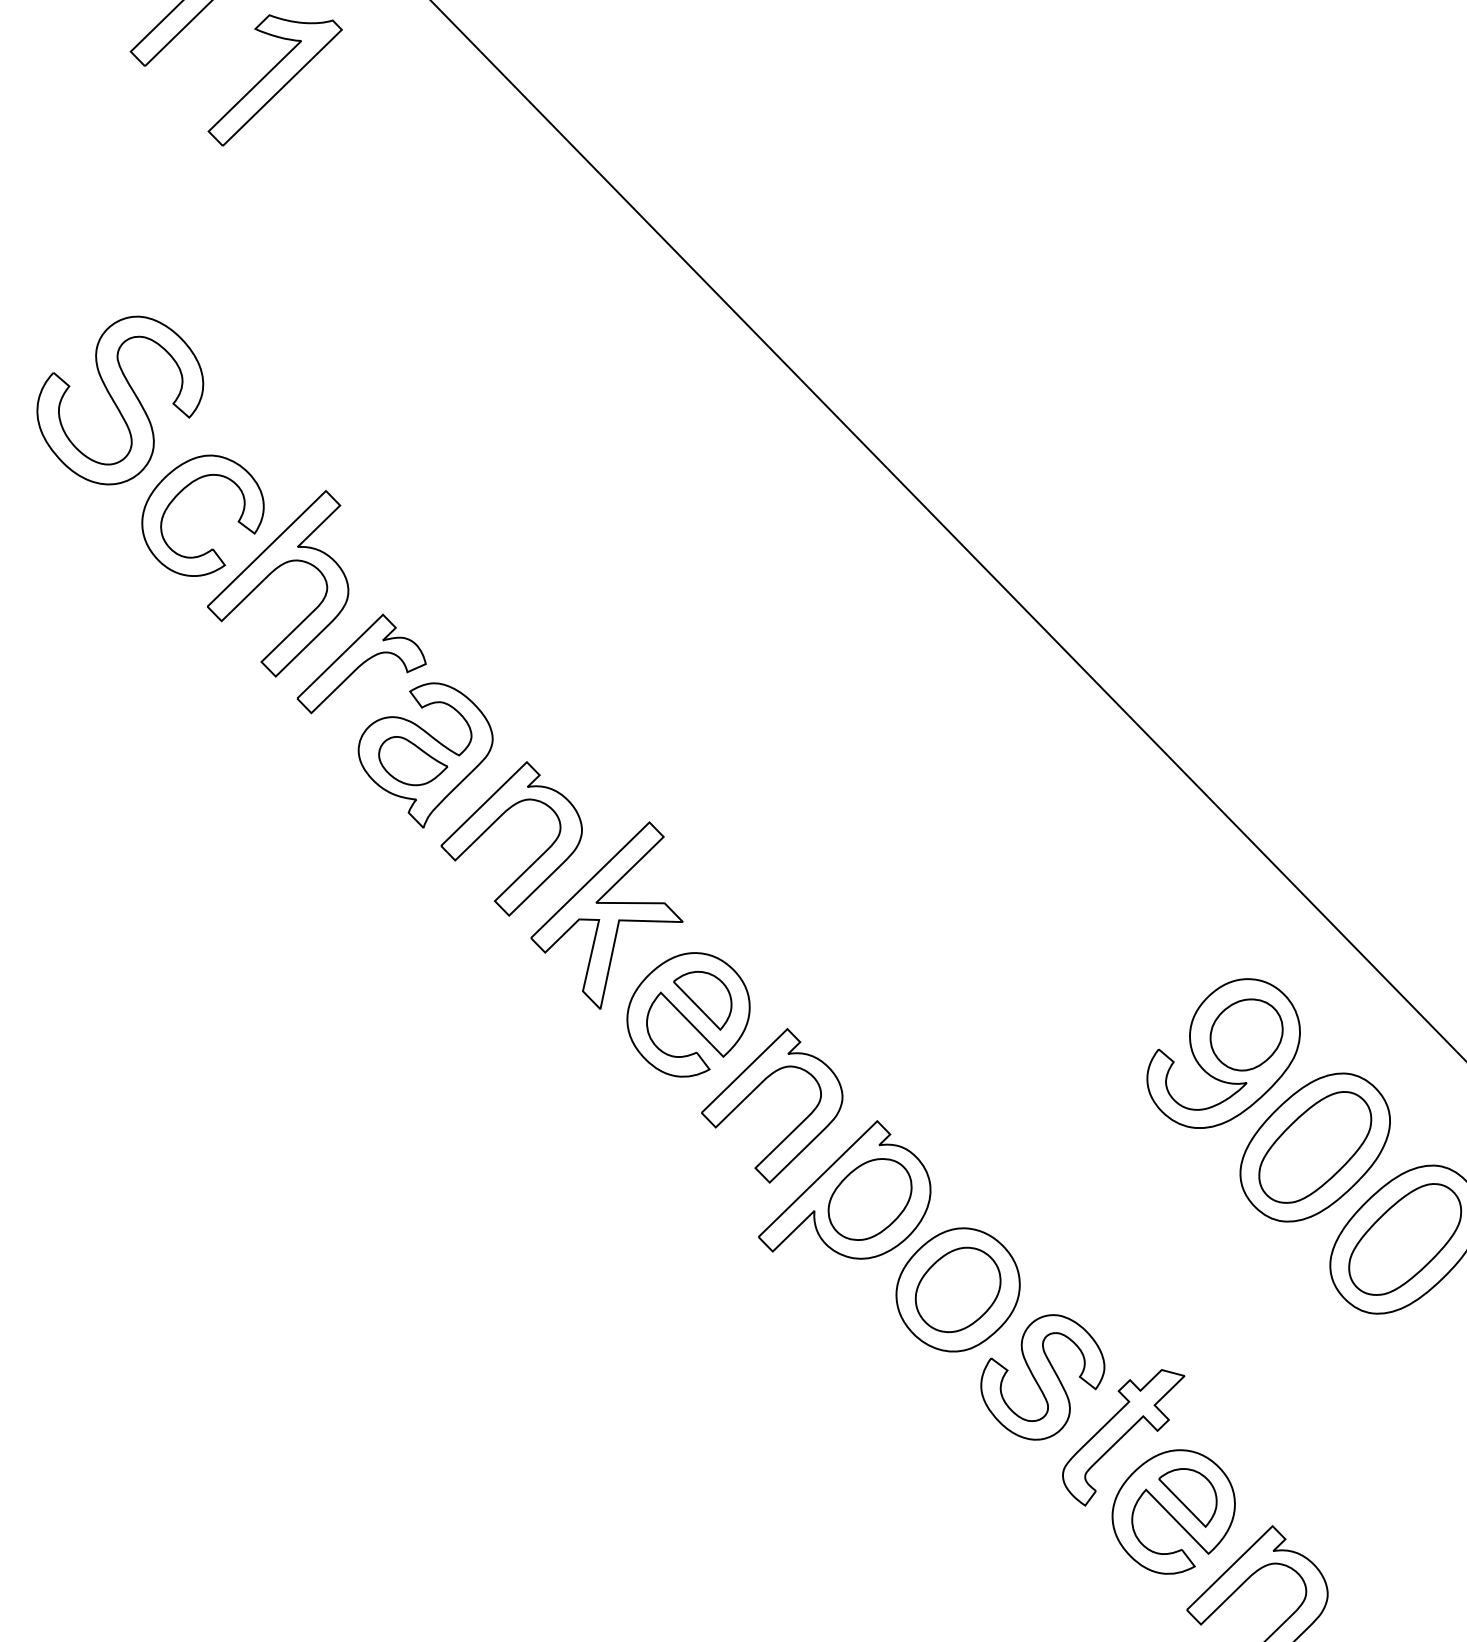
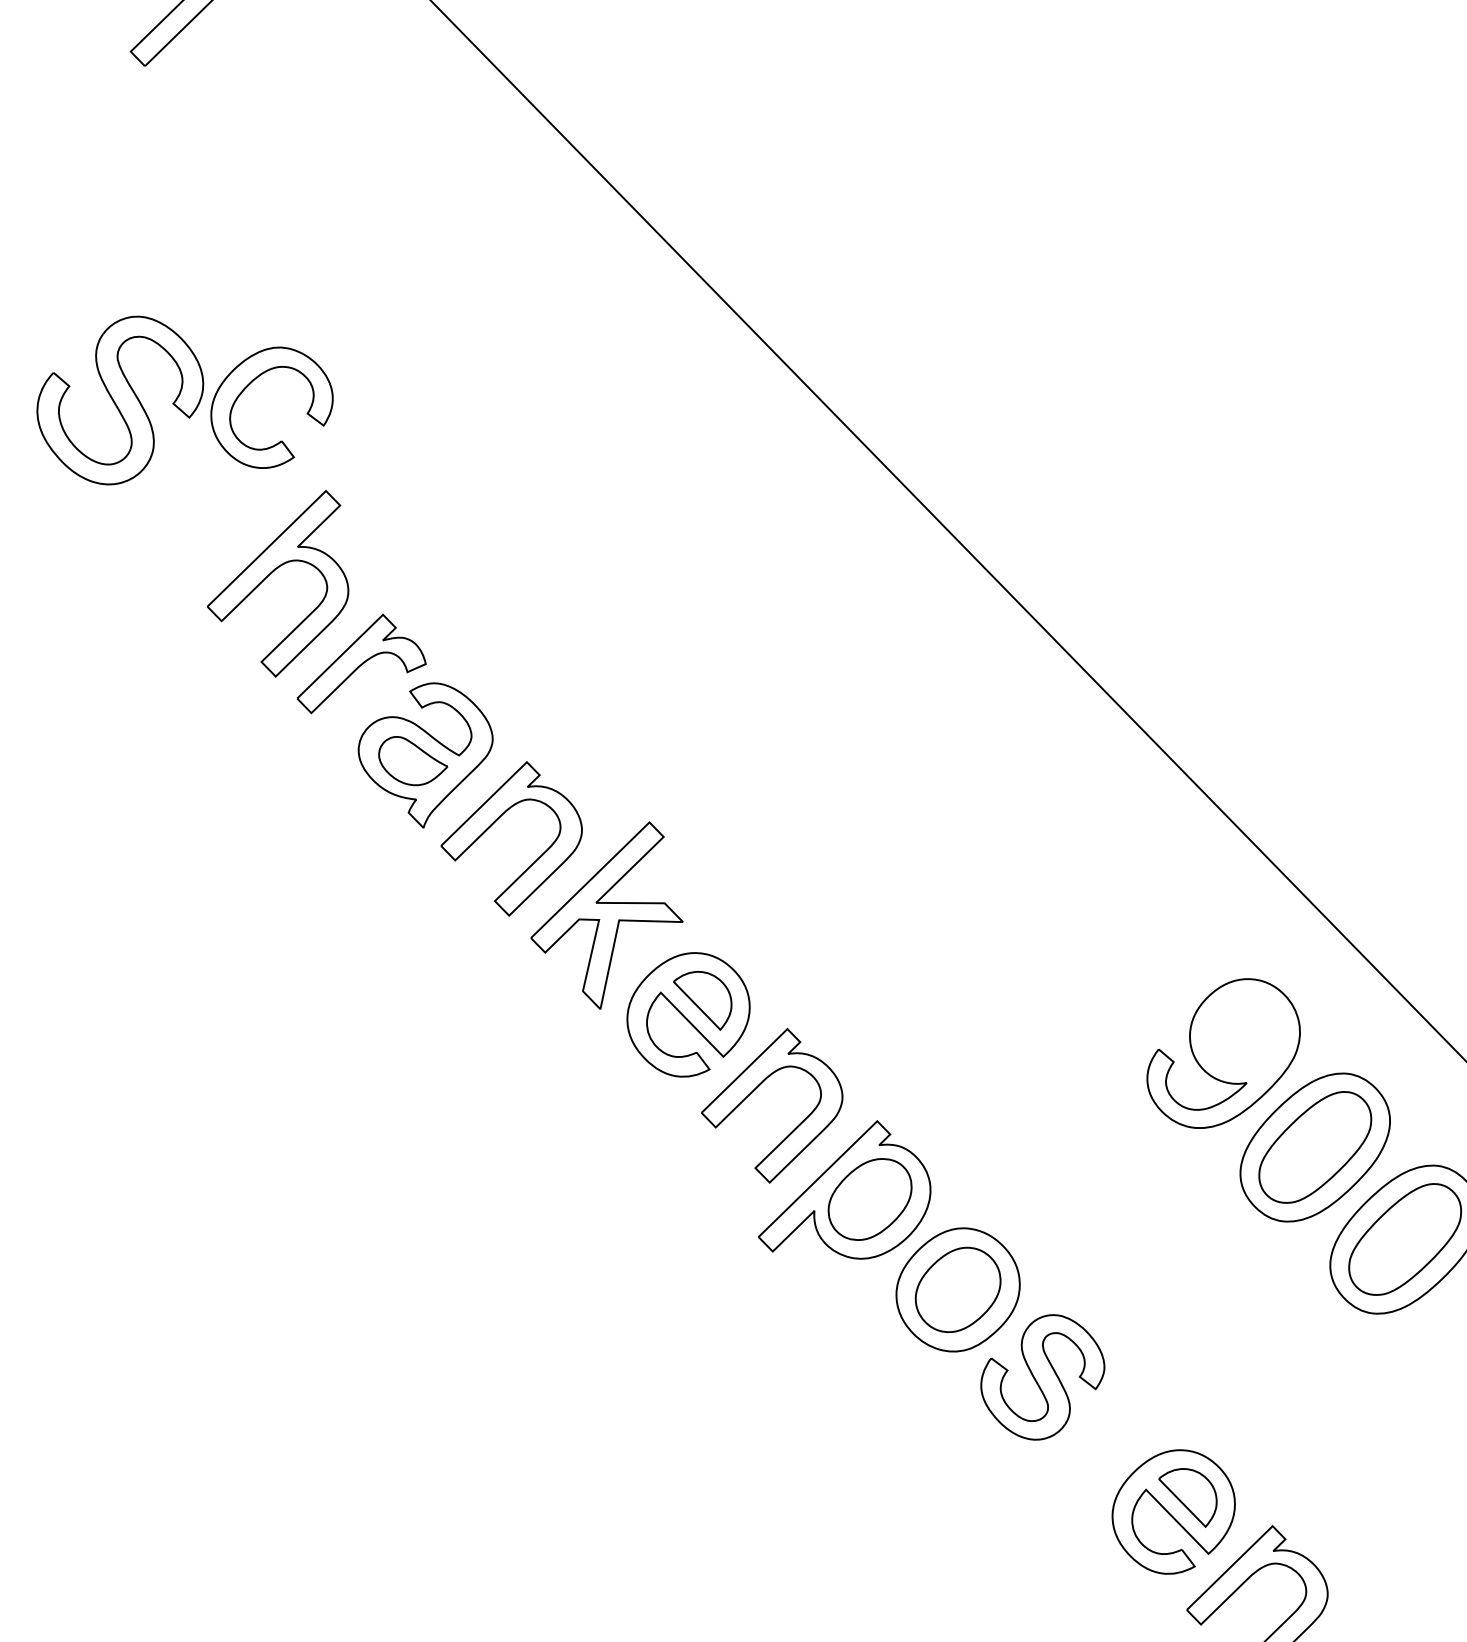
part: present -> none (274, 80)
part position: (180, 493) -> (249, 385) (249, 385)
part: present -> none (1246, 1034)
part: present -> none (1123, 1437)
